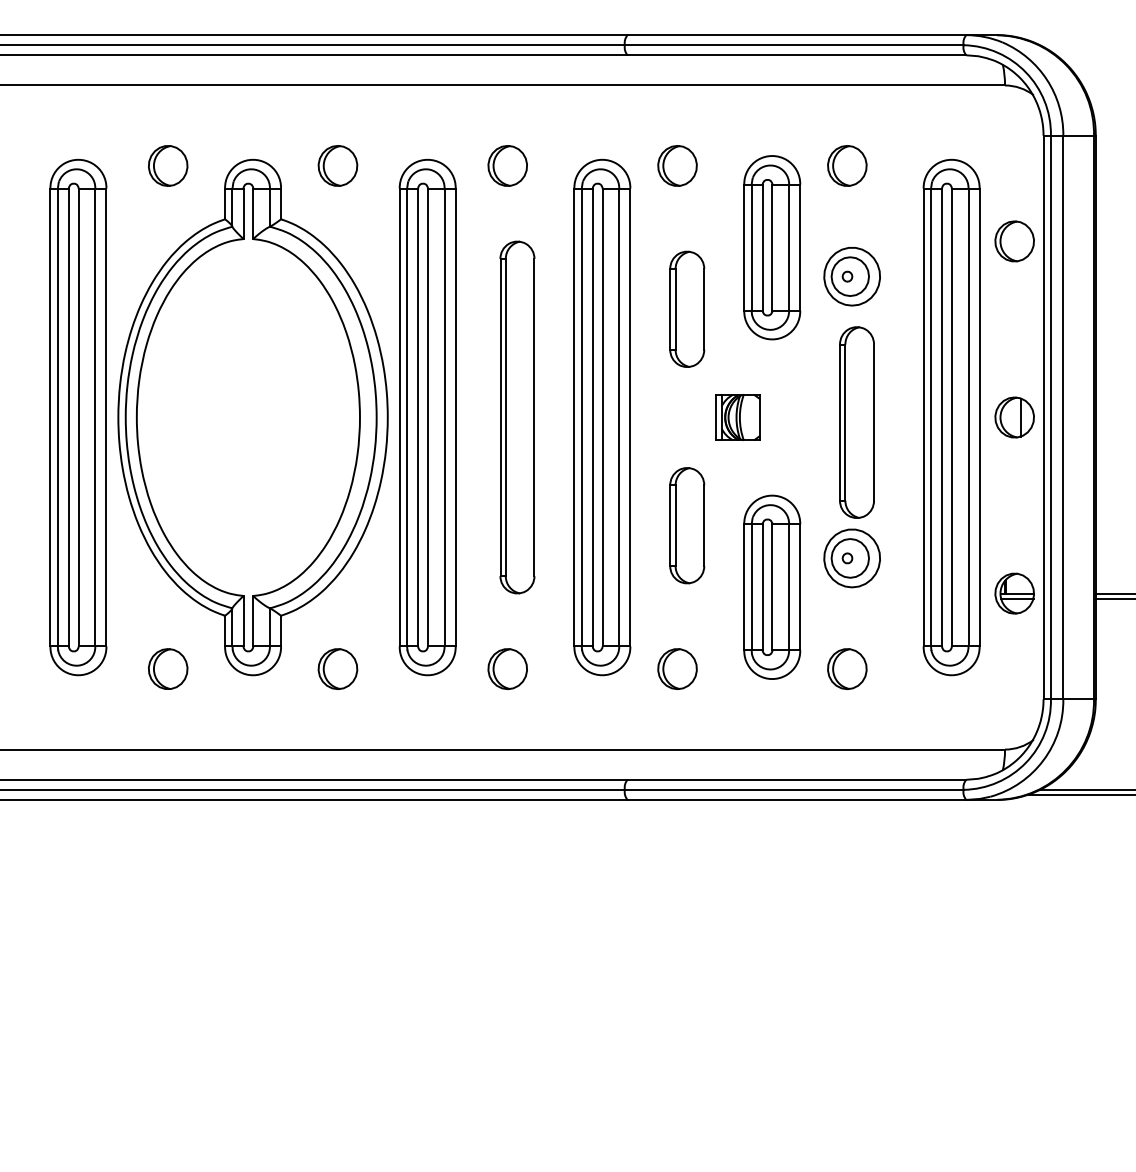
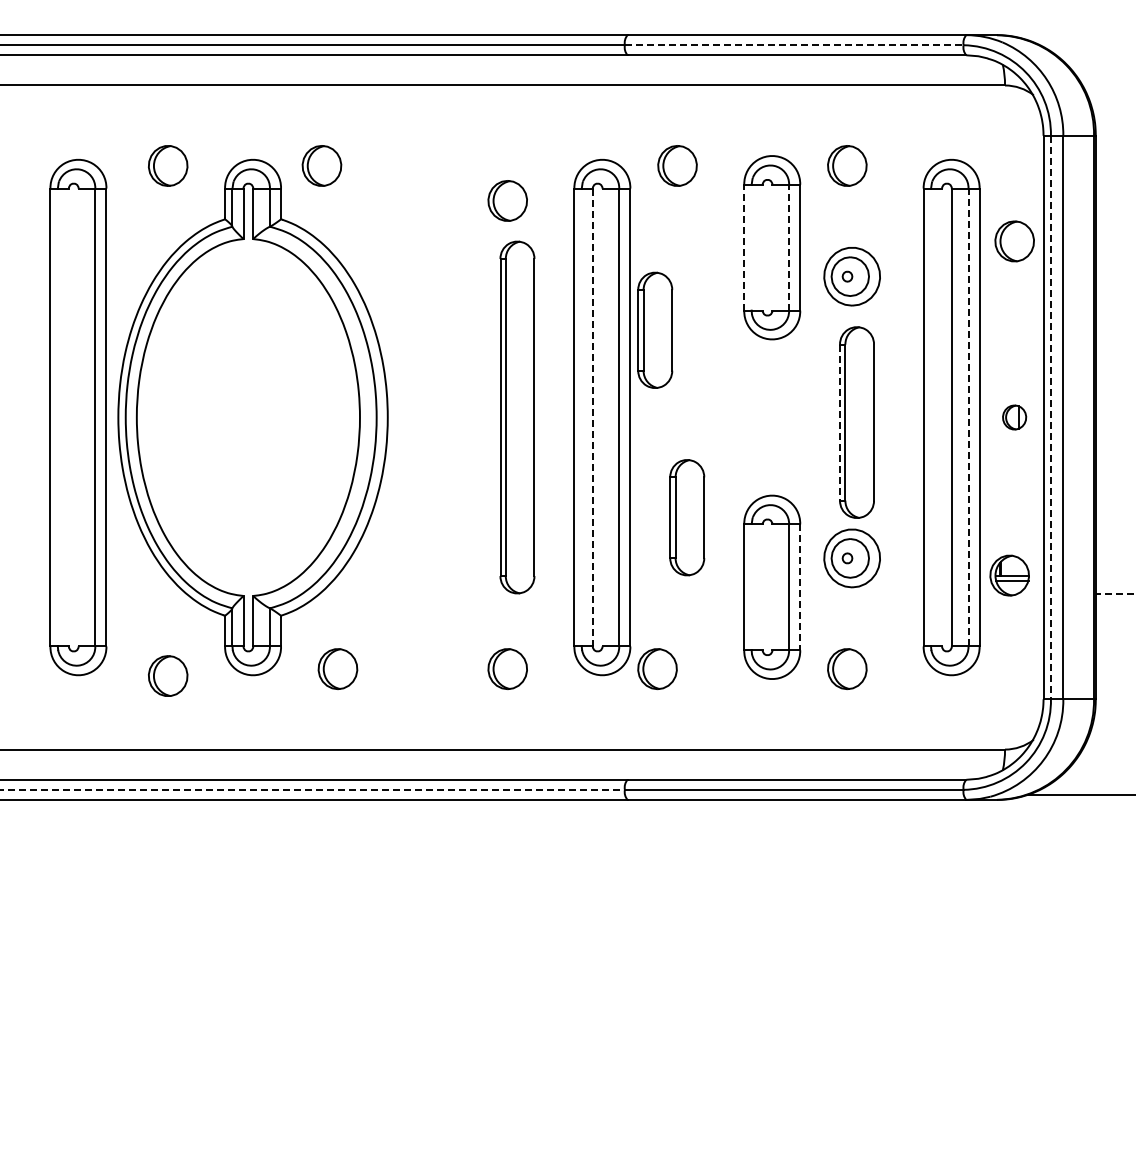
line: solid -> dashed (794, 45)
part position: (337, 165) -> (321, 165) (321, 165)
part position: (507, 165) -> (507, 200) (507, 200)
line: solid -> dashed (744, 247)
line: present -> none (751, 247)
line: present -> none (762, 247)
line: present -> none (772, 247)
line: solid -> dashed (789, 247)
part position: (687, 308) -> (655, 329) (655, 329)
line: present -> none (57, 417)
line: present -> none (68, 417)
line: present -> none (78, 417)
part: present -> none (427, 417)
line: present -> none (581, 417)
line: solid -> dashed (592, 417)
line: present -> none (602, 417)
part: present -> none (737, 417)
line: present -> none (931, 417)
line: present -> none (942, 417)
line: solid -> dashed (968, 417)
part size: 41x43 px -> 26x27 px (1014, 417)
line: solid -> dashed (1050, 417)
line: solid -> dashed (840, 422)
part position: (687, 525) -> (687, 517) (687, 517)
line: present -> none (751, 587)
line: present -> none (762, 587)
line: present -> none (772, 587)
line: solid -> dashed (800, 587)
part position: (1014, 593) -> (1009, 575) (1009, 575)
line: solid -> dashed (1115, 593)
line: present -> none (1113, 598)
part position: (168, 668) -> (168, 675) (168, 675)
part position: (677, 668) -> (657, 668) (657, 668)
line: solid -> dashed (313, 789)
line: present -> none (1085, 789)
